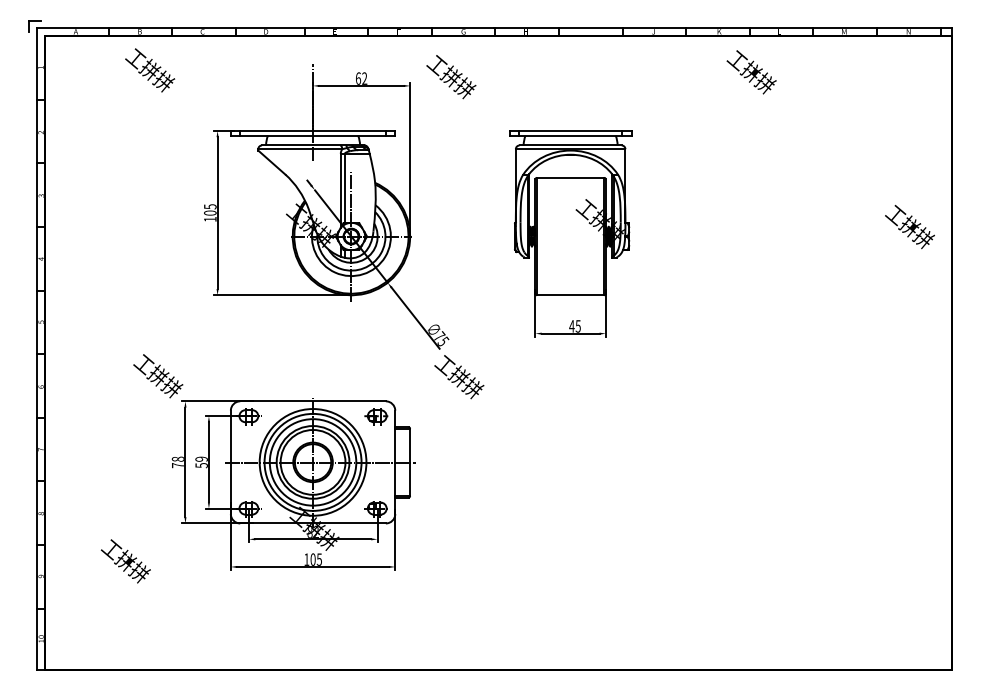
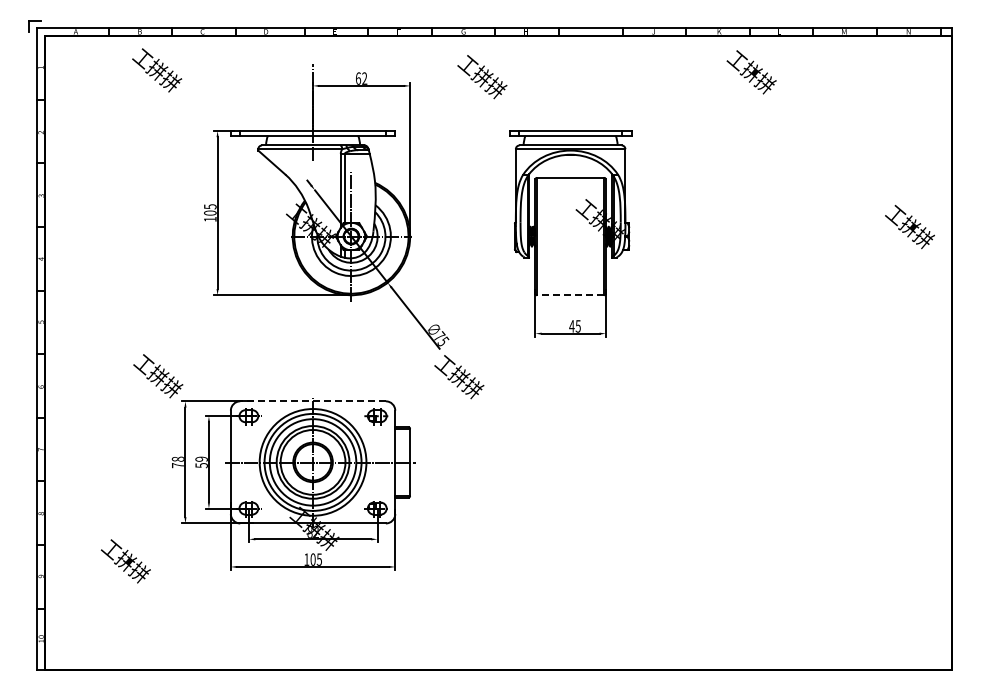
text position: (150, 70) -> (157, 70) (157, 70)
text position: (451, 77) -> (482, 77) (482, 77)
line: solid -> dashed (570, 295)
line: solid -> dashed (313, 401)
